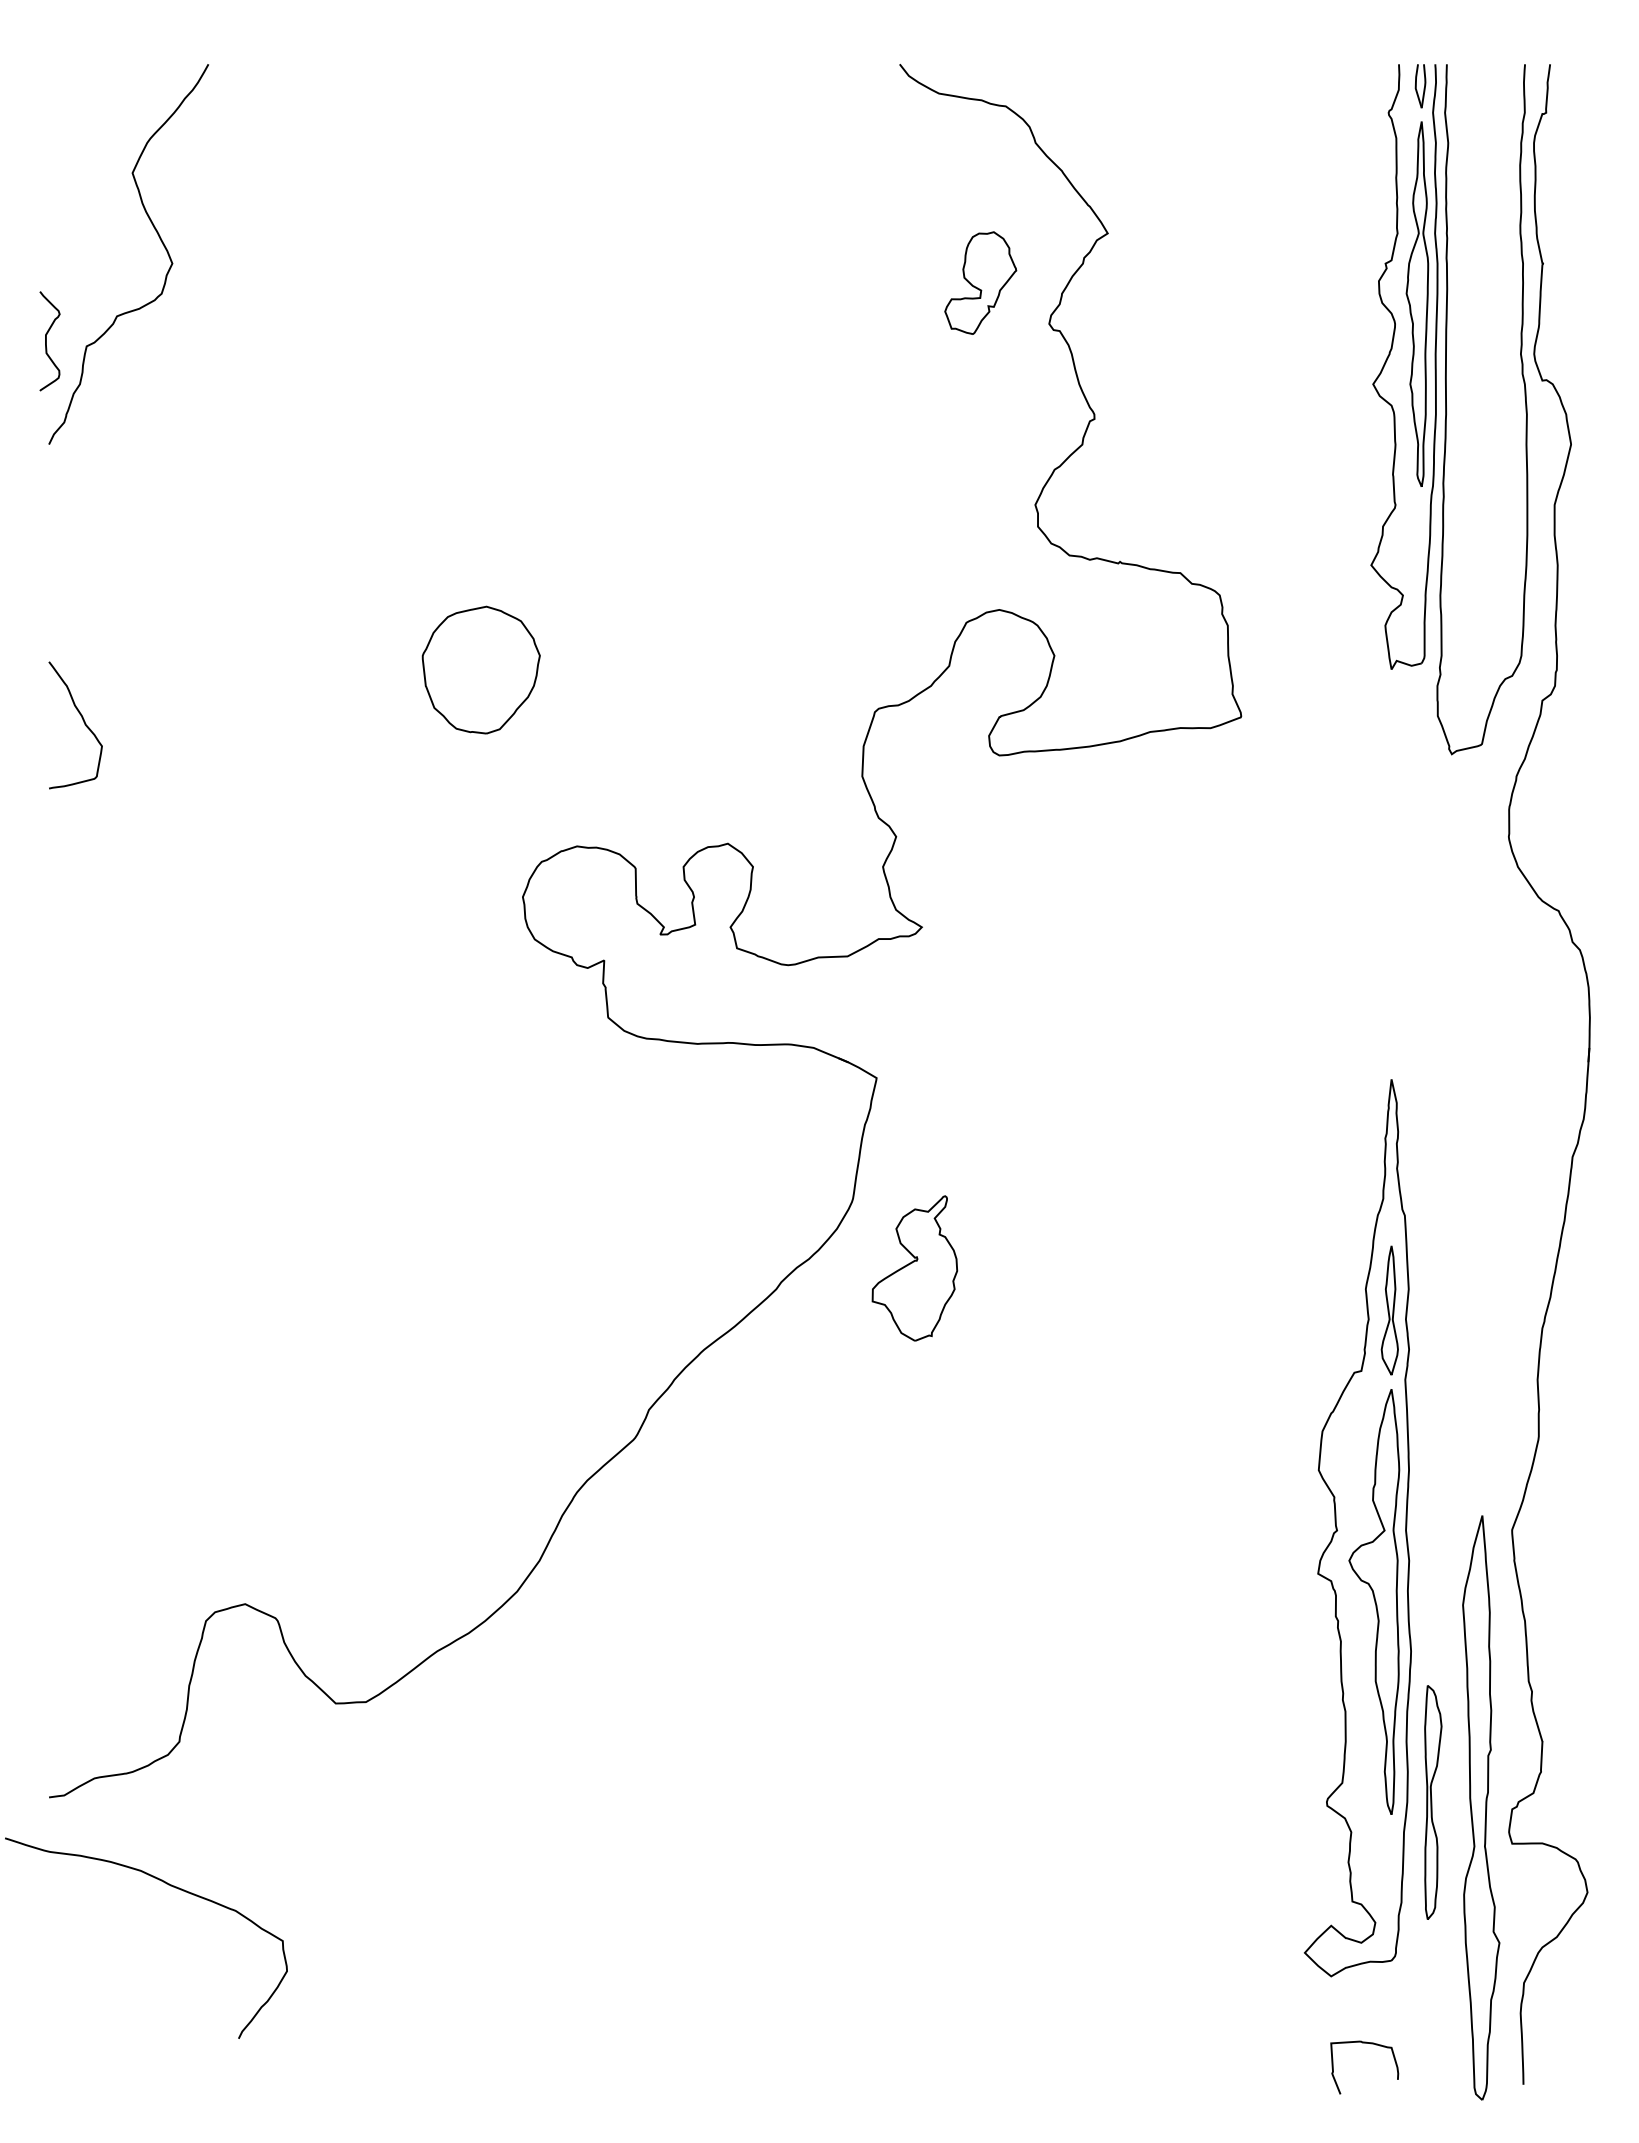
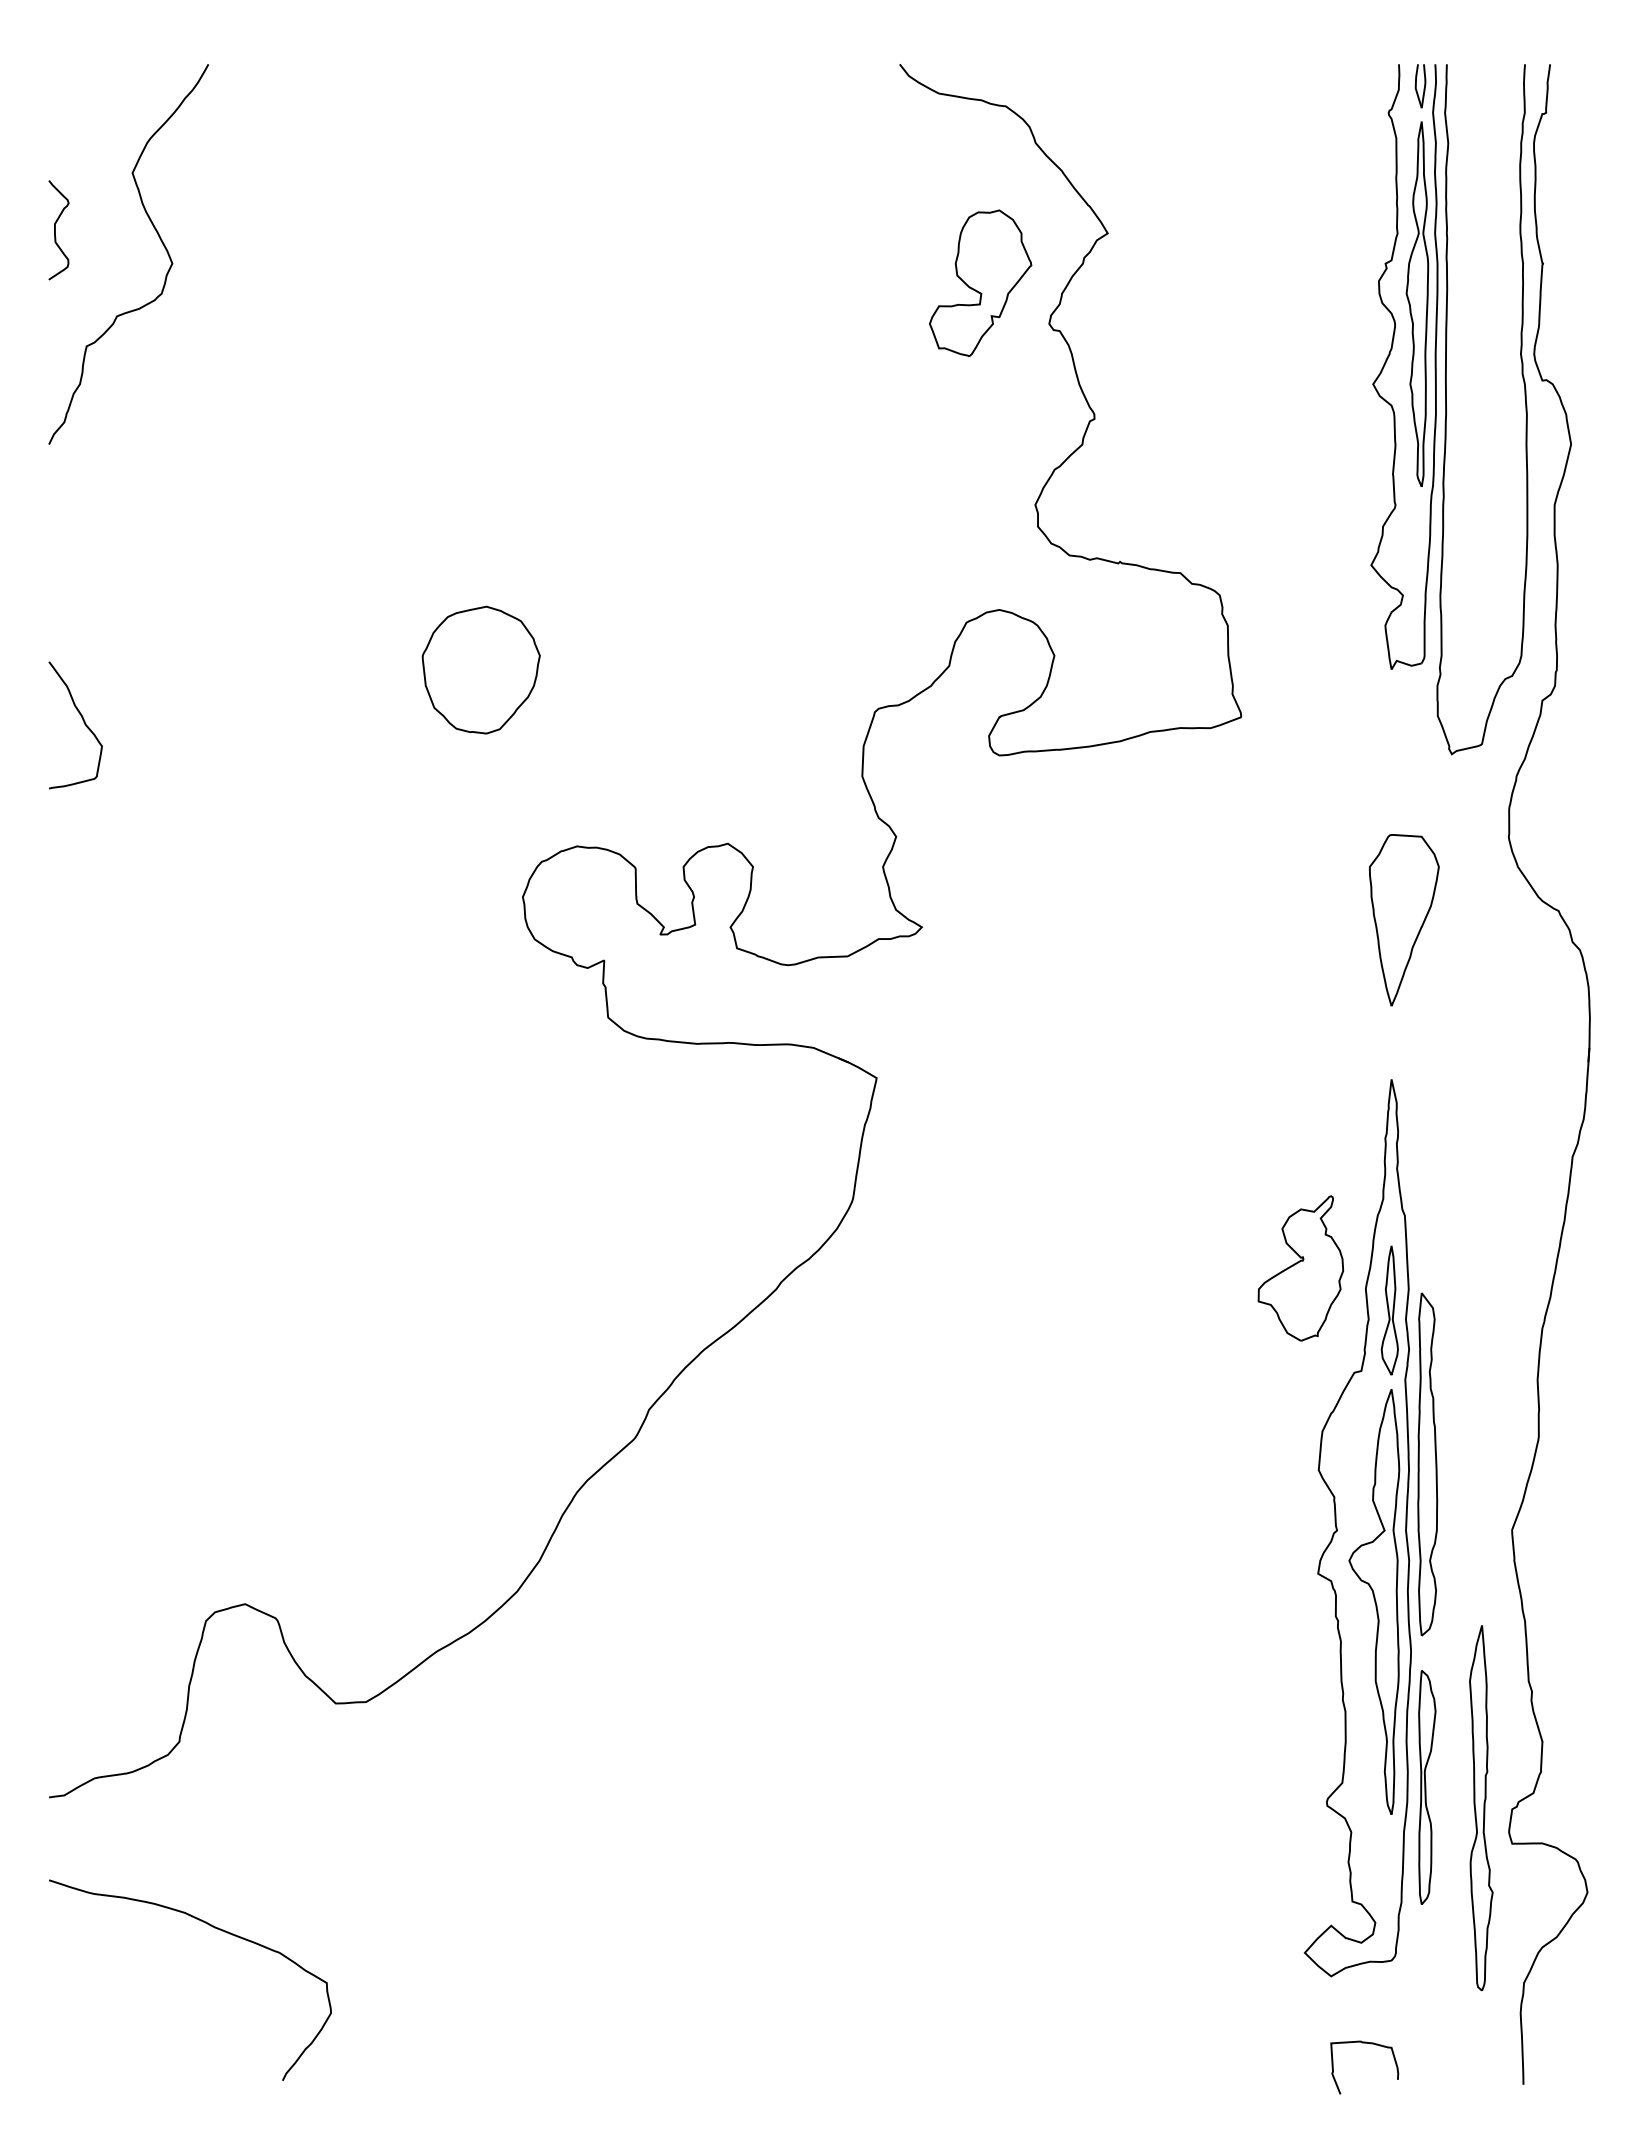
part size: 74x104 px -> 104x148 px (980, 282)
curve position: (46, 341) -> (55, 230) (55, 230)
part: none -> present (1403, 920)
part position: (914, 1268) -> (1300, 1268) (1300, 1268)
part: none -> present (1427, 1464)
part position: (1433, 1802) -> (1427, 1787) (1427, 1787)
part size: 39x586 px -> 25x367 px (1481, 1808)
curve position: (170, 1886) -> (214, 1928) (214, 1928)
